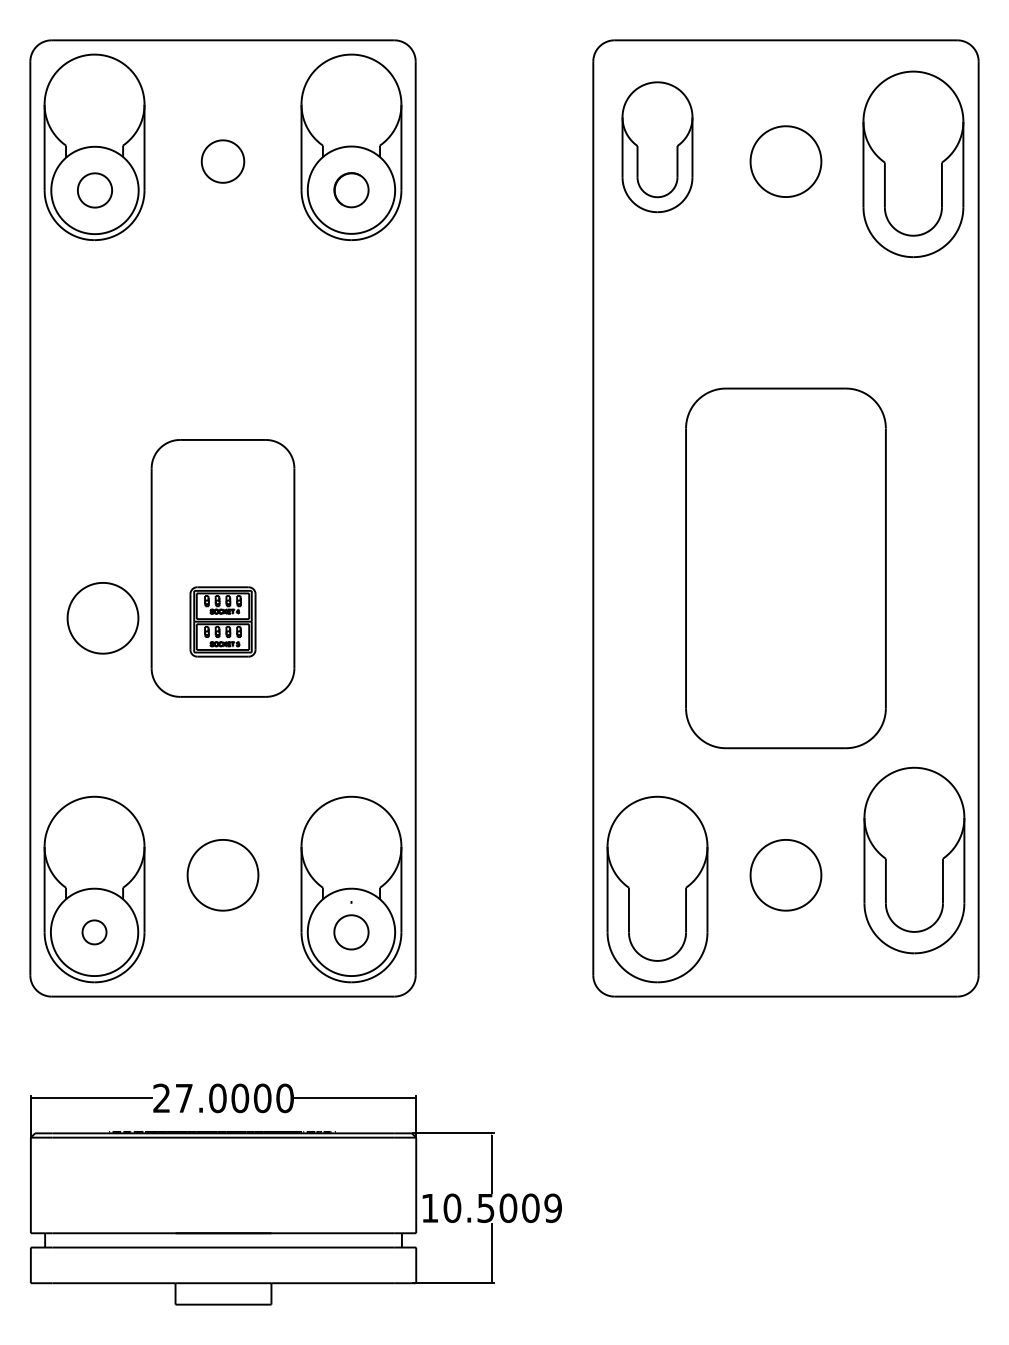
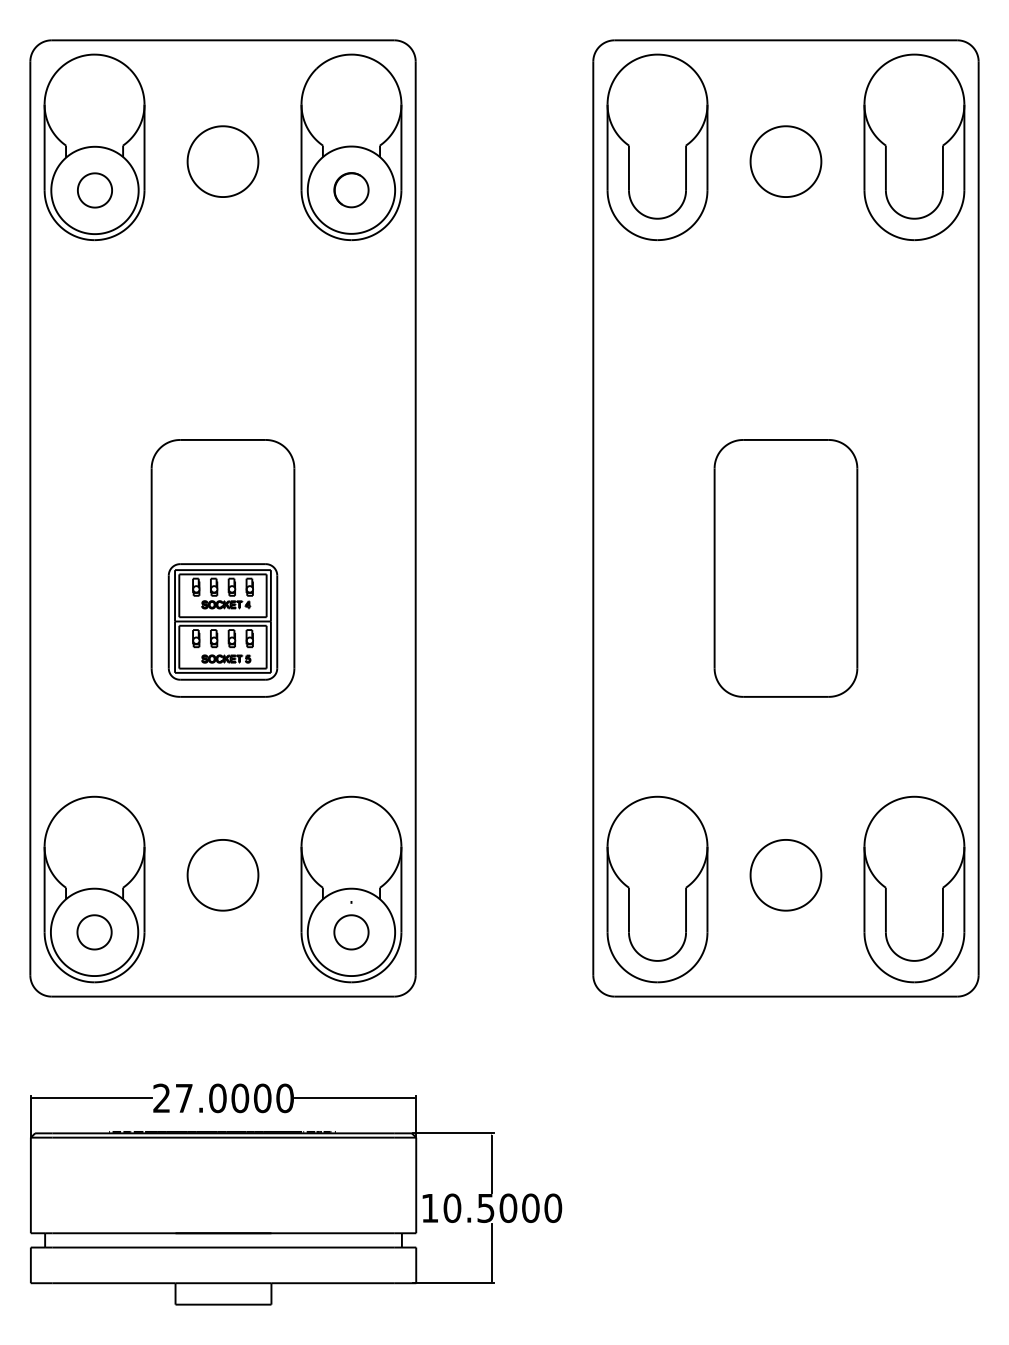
part size: 73x133 px -> 103x188 px (657, 146)
part size: 46x45 px -> 74x73 px (222, 161)
part position: (913, 163) -> (914, 146) (914, 146)
part size: 202x363 px -> 146x259 px (785, 568)
part: present -> none (102, 618)
part size: 68x72 px -> 112x118 px (222, 621)
part position: (914, 860) -> (914, 889) (914, 889)
part size: 27x27 px -> 37x37 px (94, 932)
text: 10.5009 -> 10.5000 (553, 1208)
